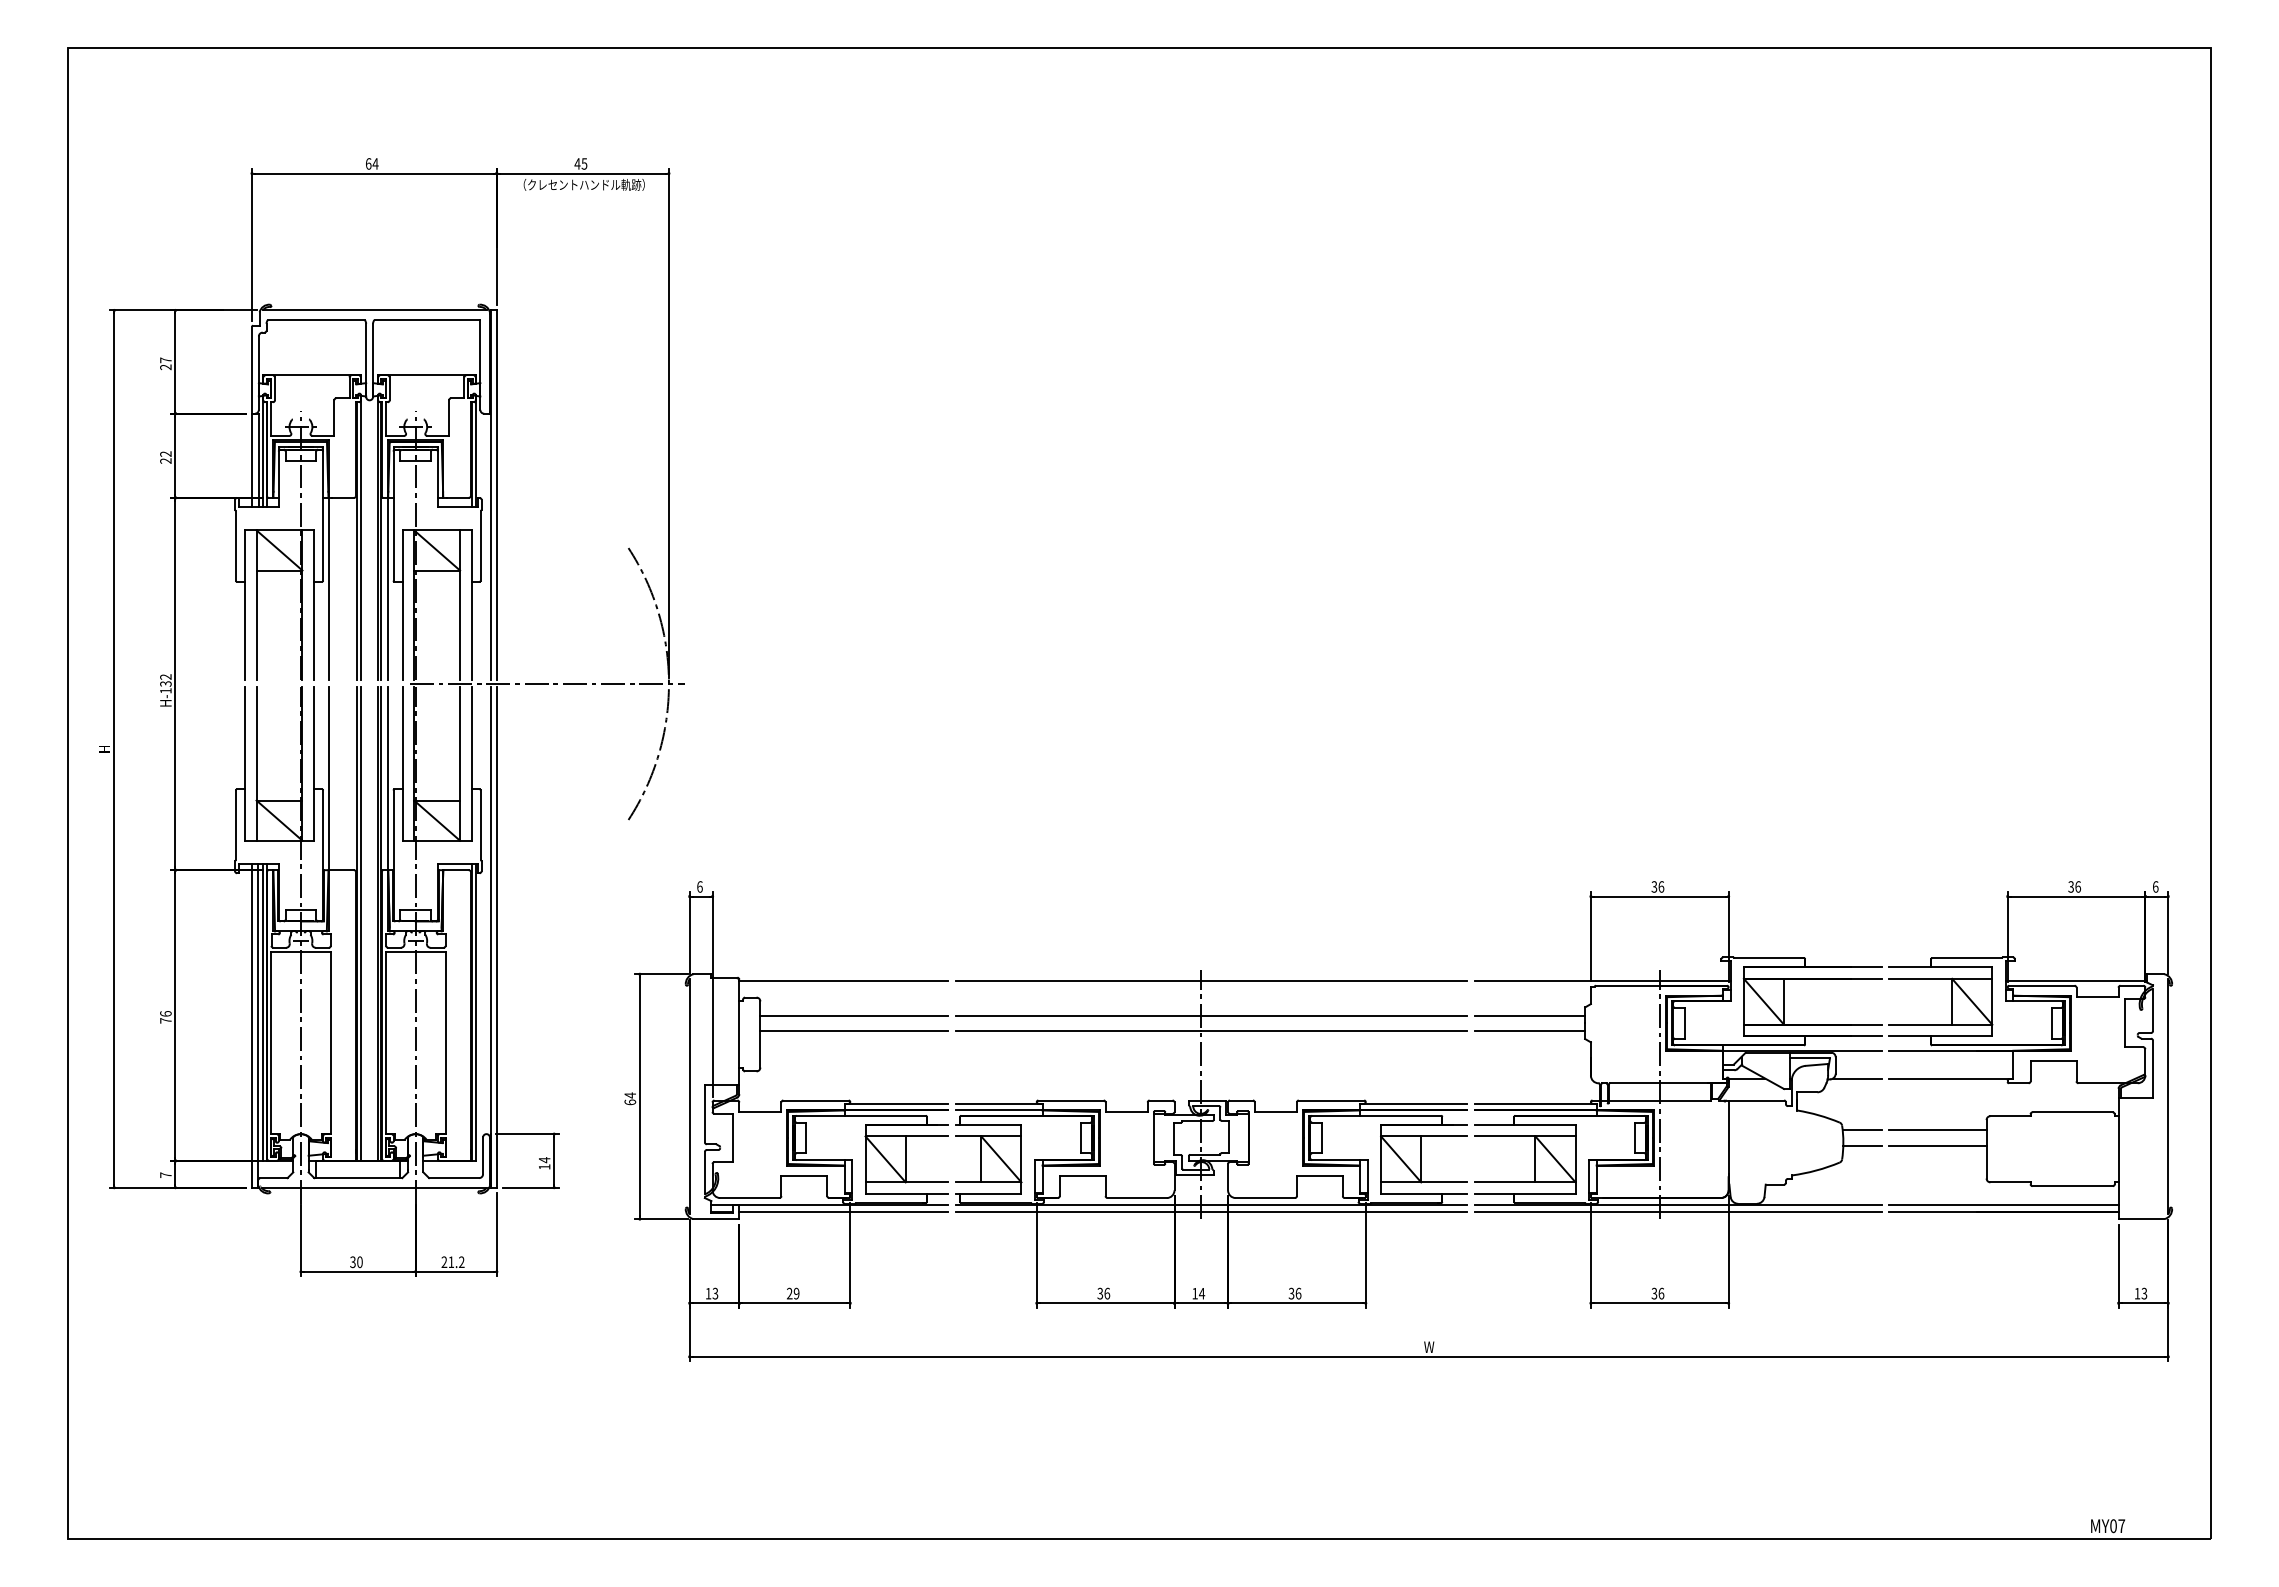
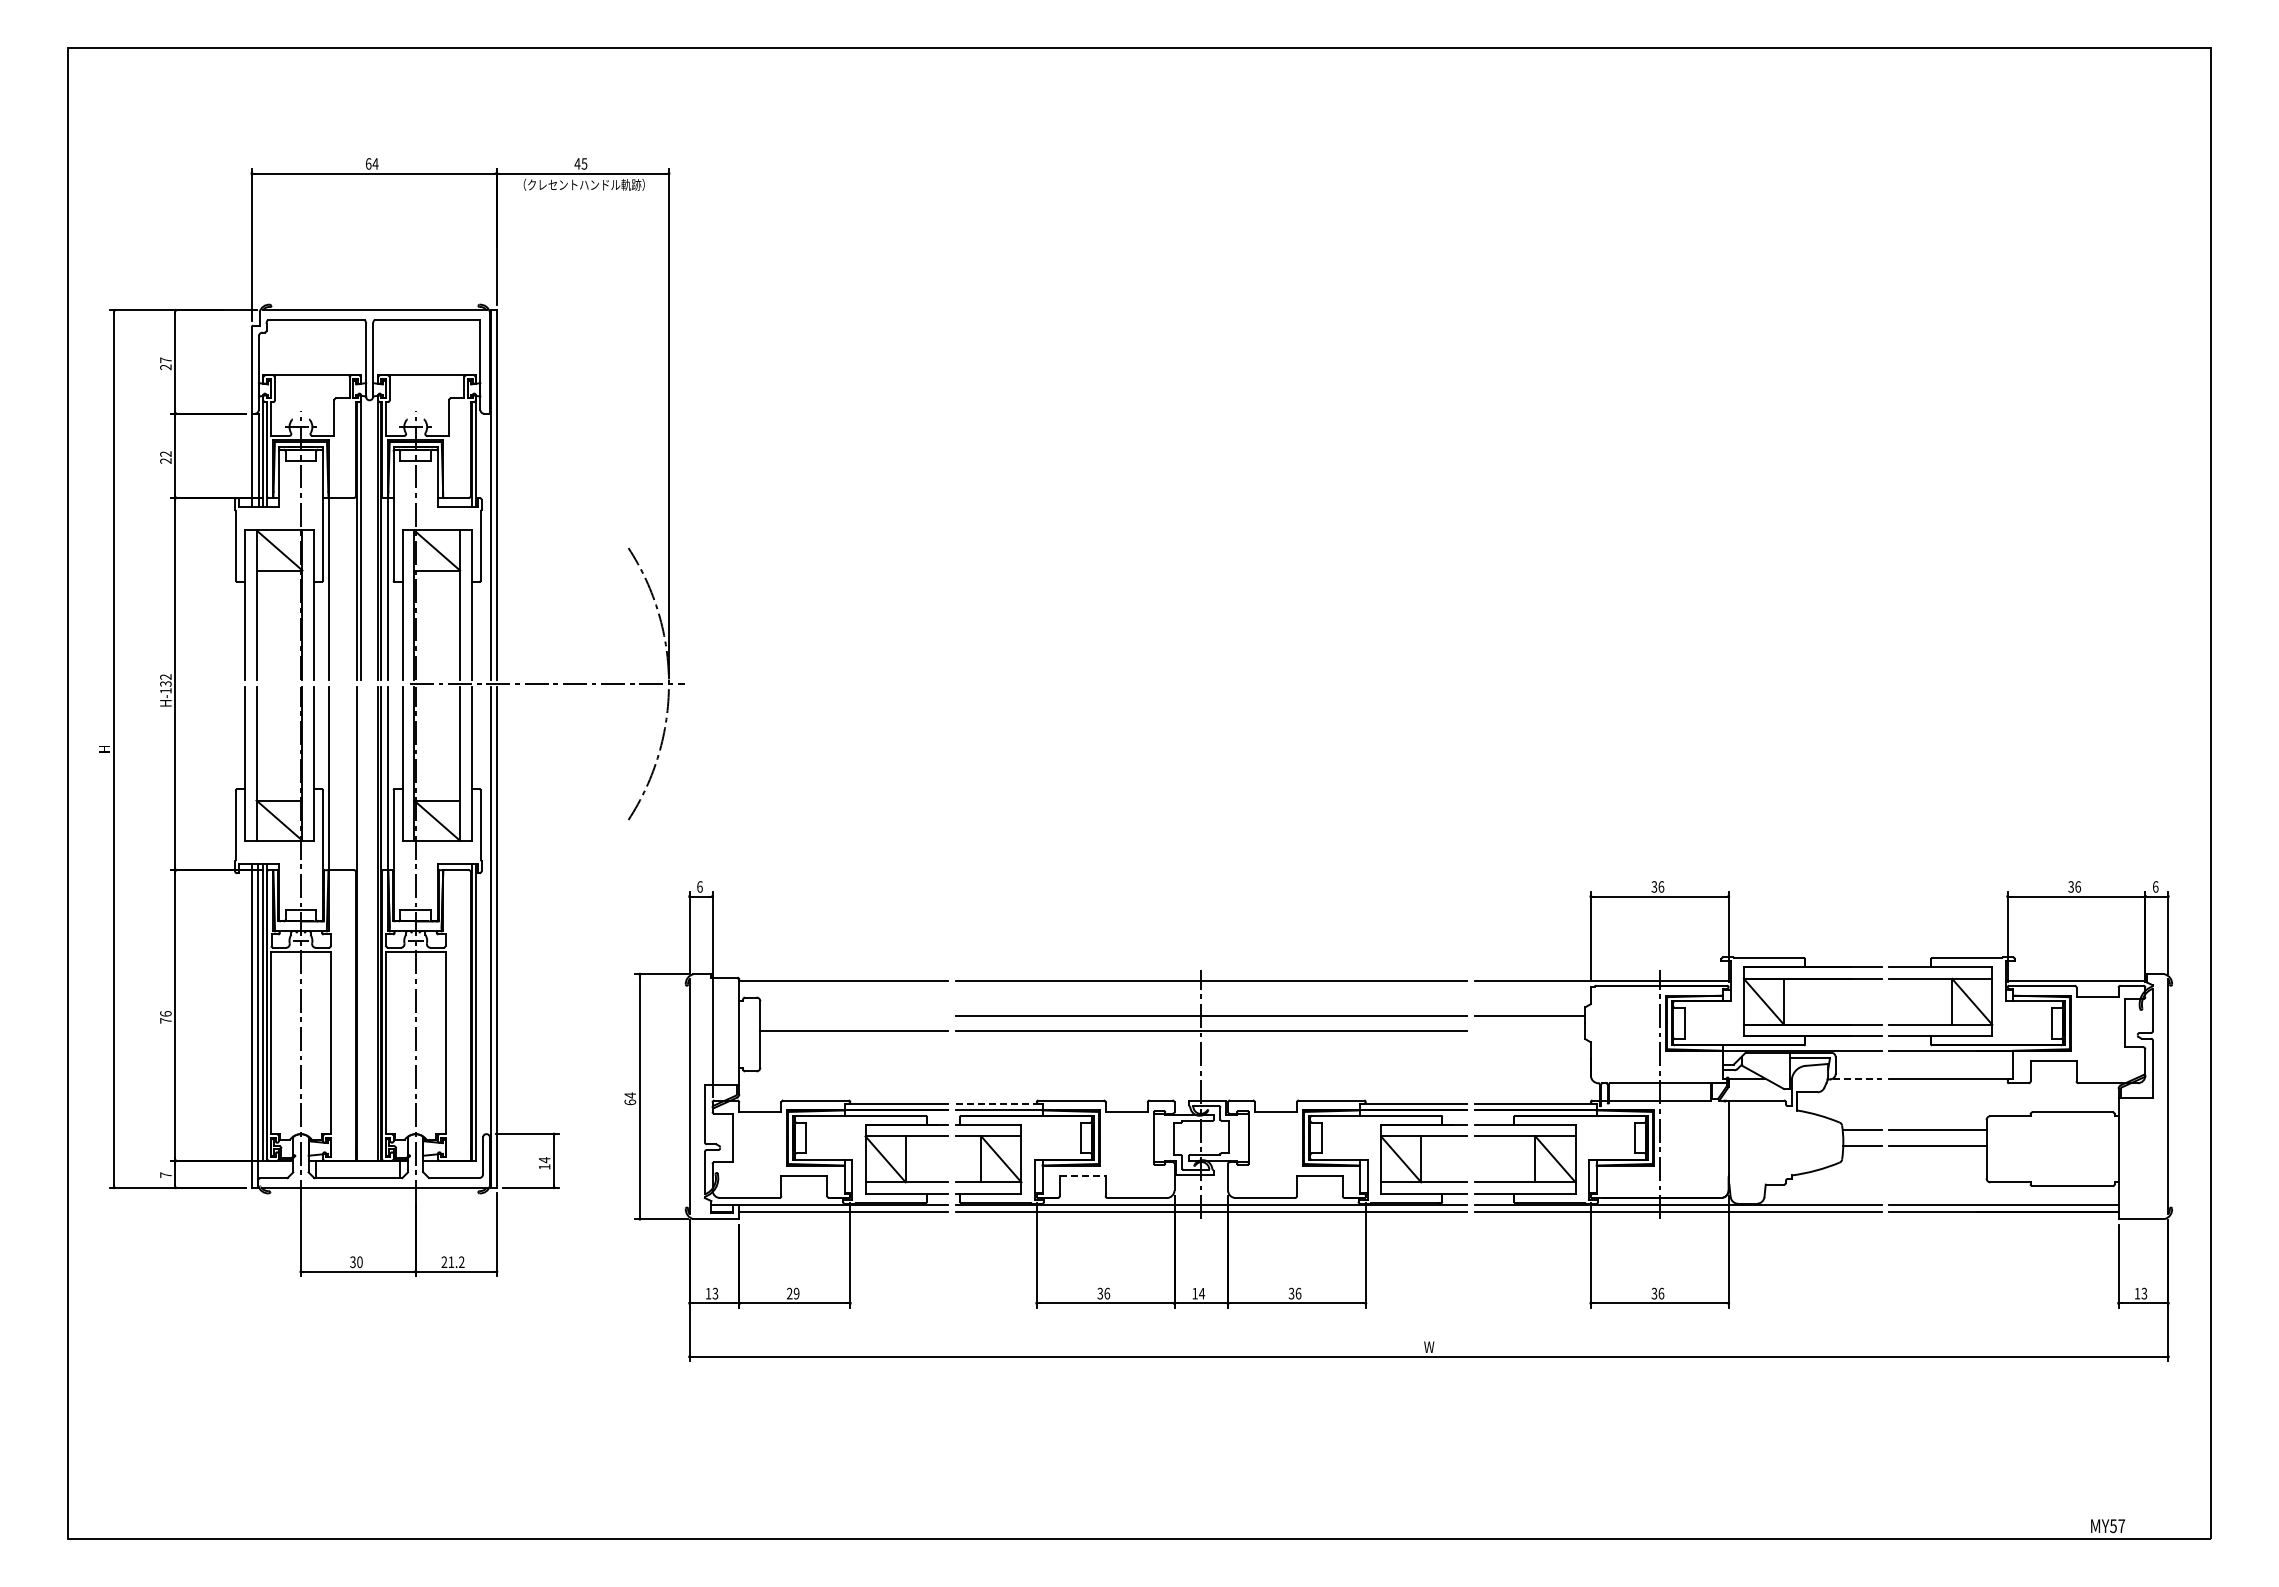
line: present -> none (361, 923)
line: present -> none (854, 1015)
line: present -> none (1529, 1030)
line: solid -> dashed (1857, 1078)
line: solid -> dashed (999, 1104)
line: solid -> dashed (1082, 1175)
text: MY07 -> MY57 (2113, 1525)
